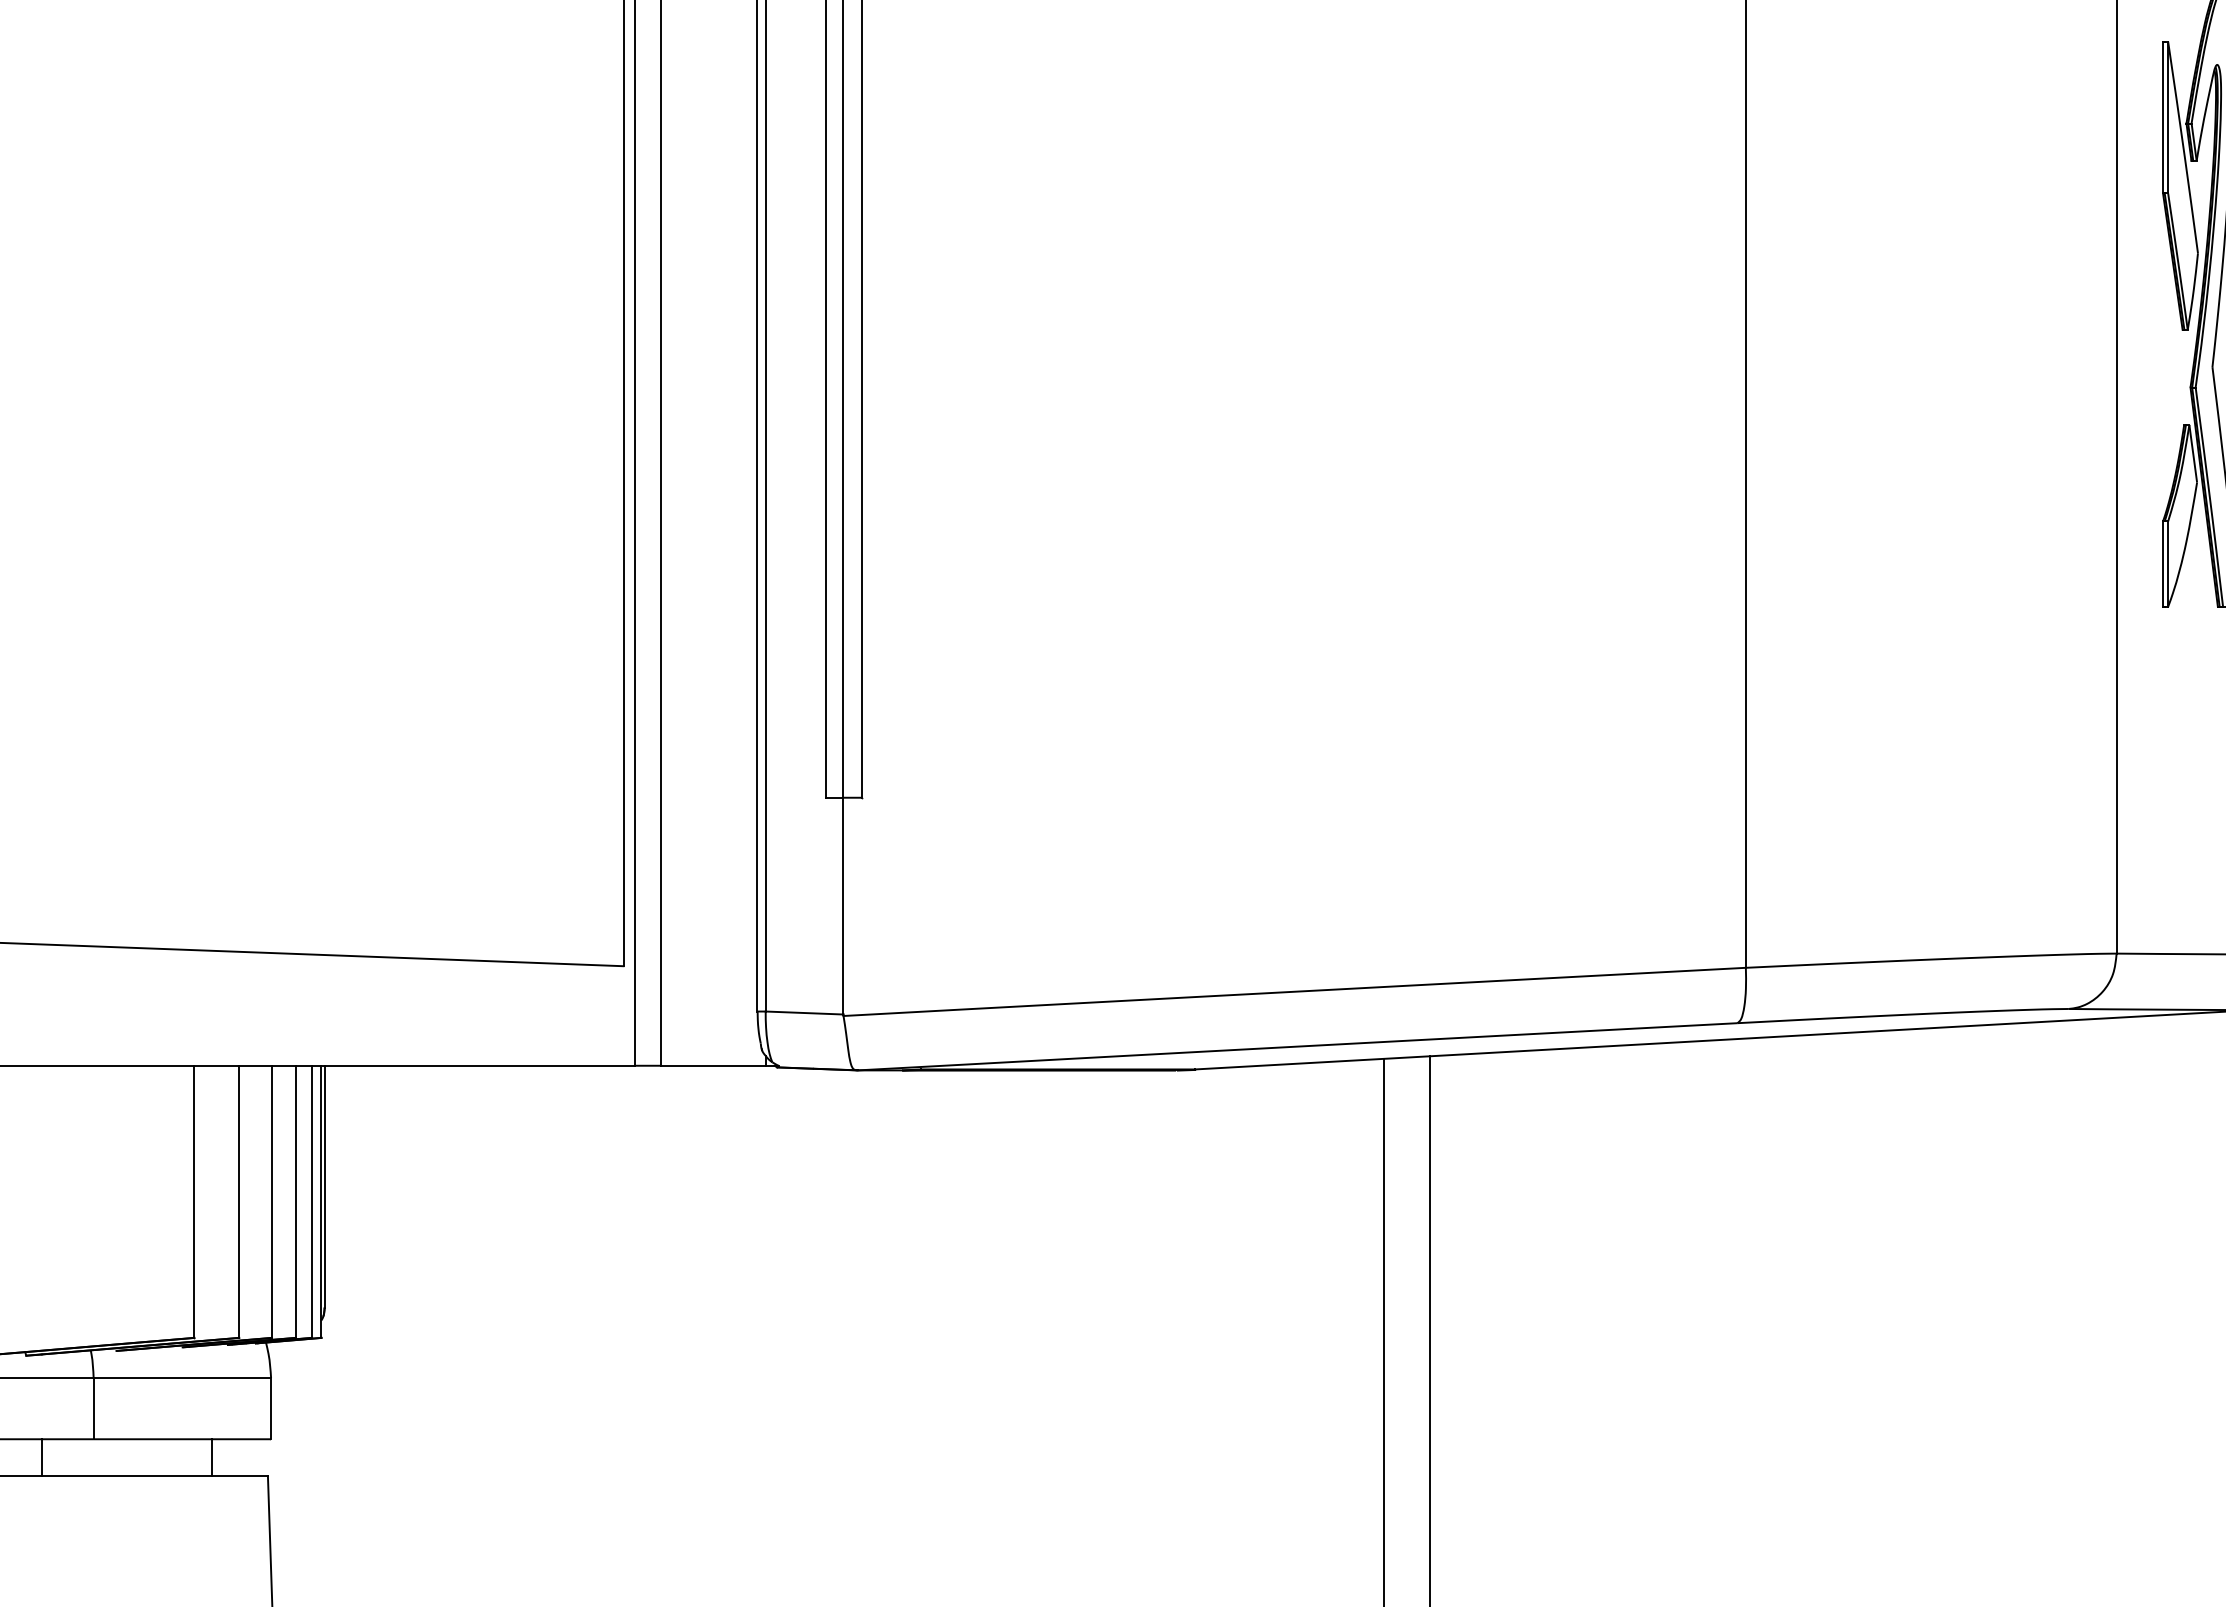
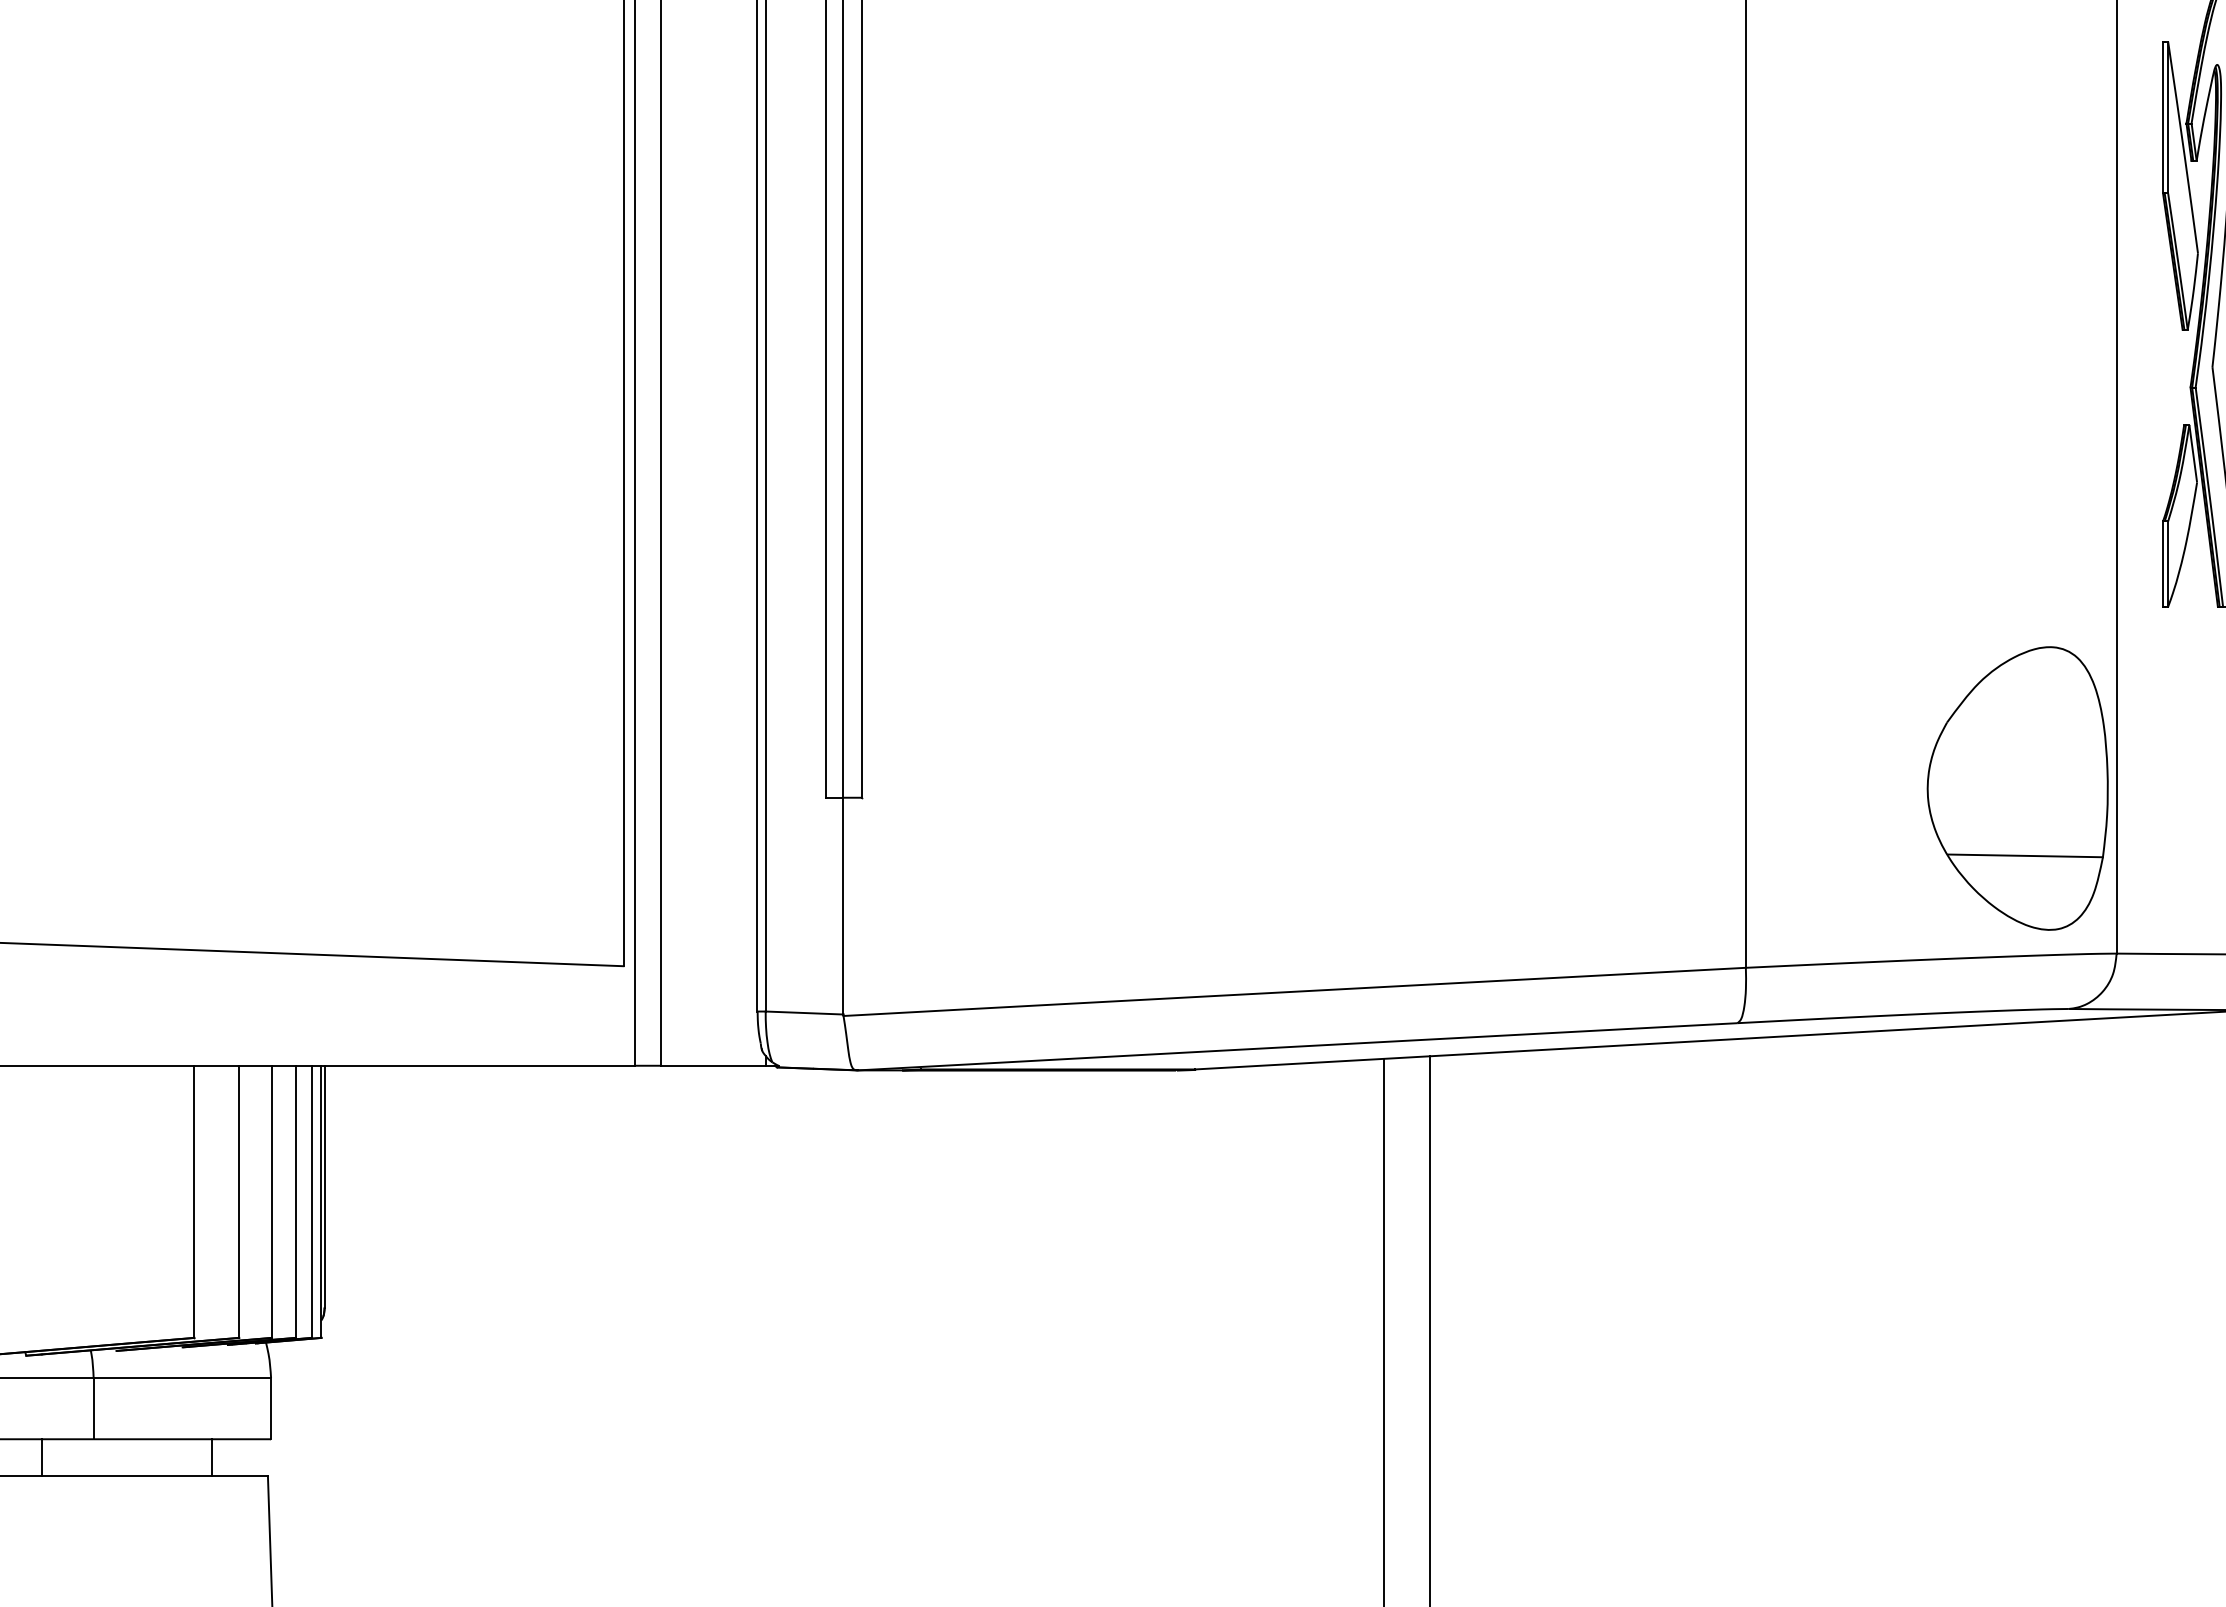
part: none -> present (2017, 788)
